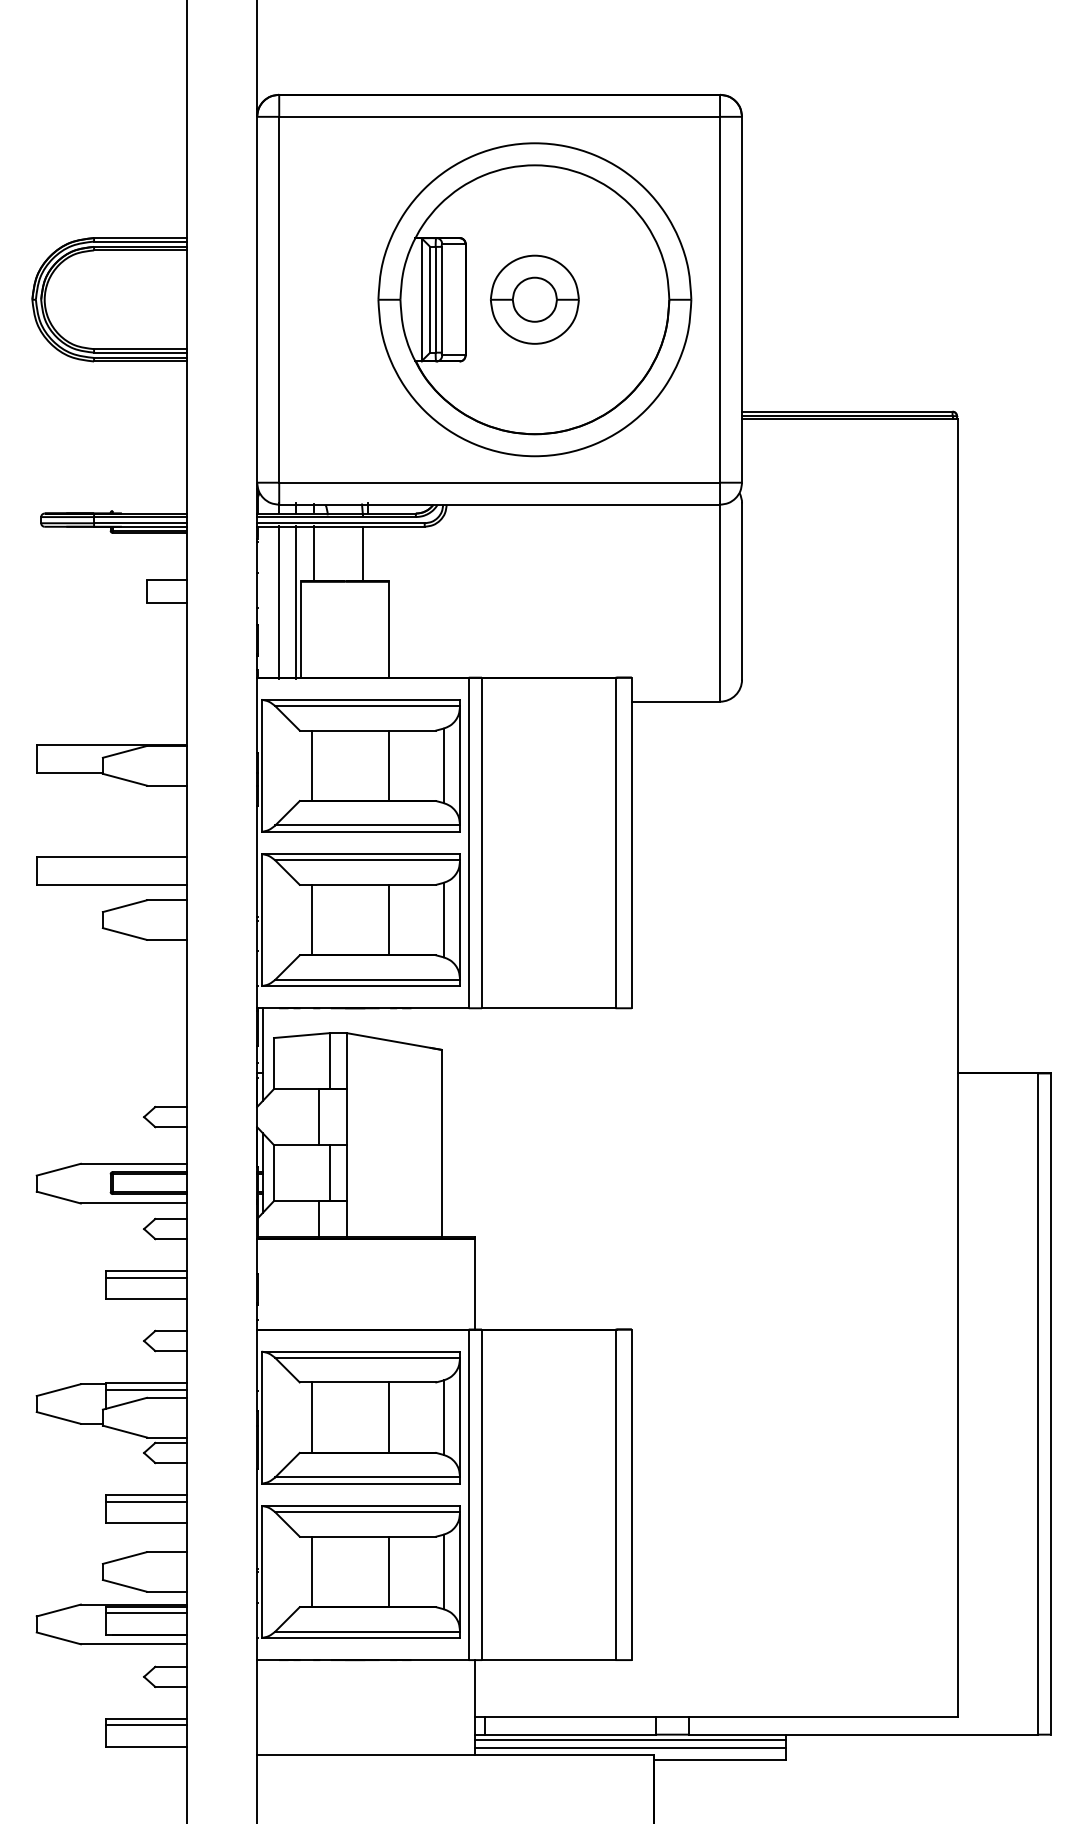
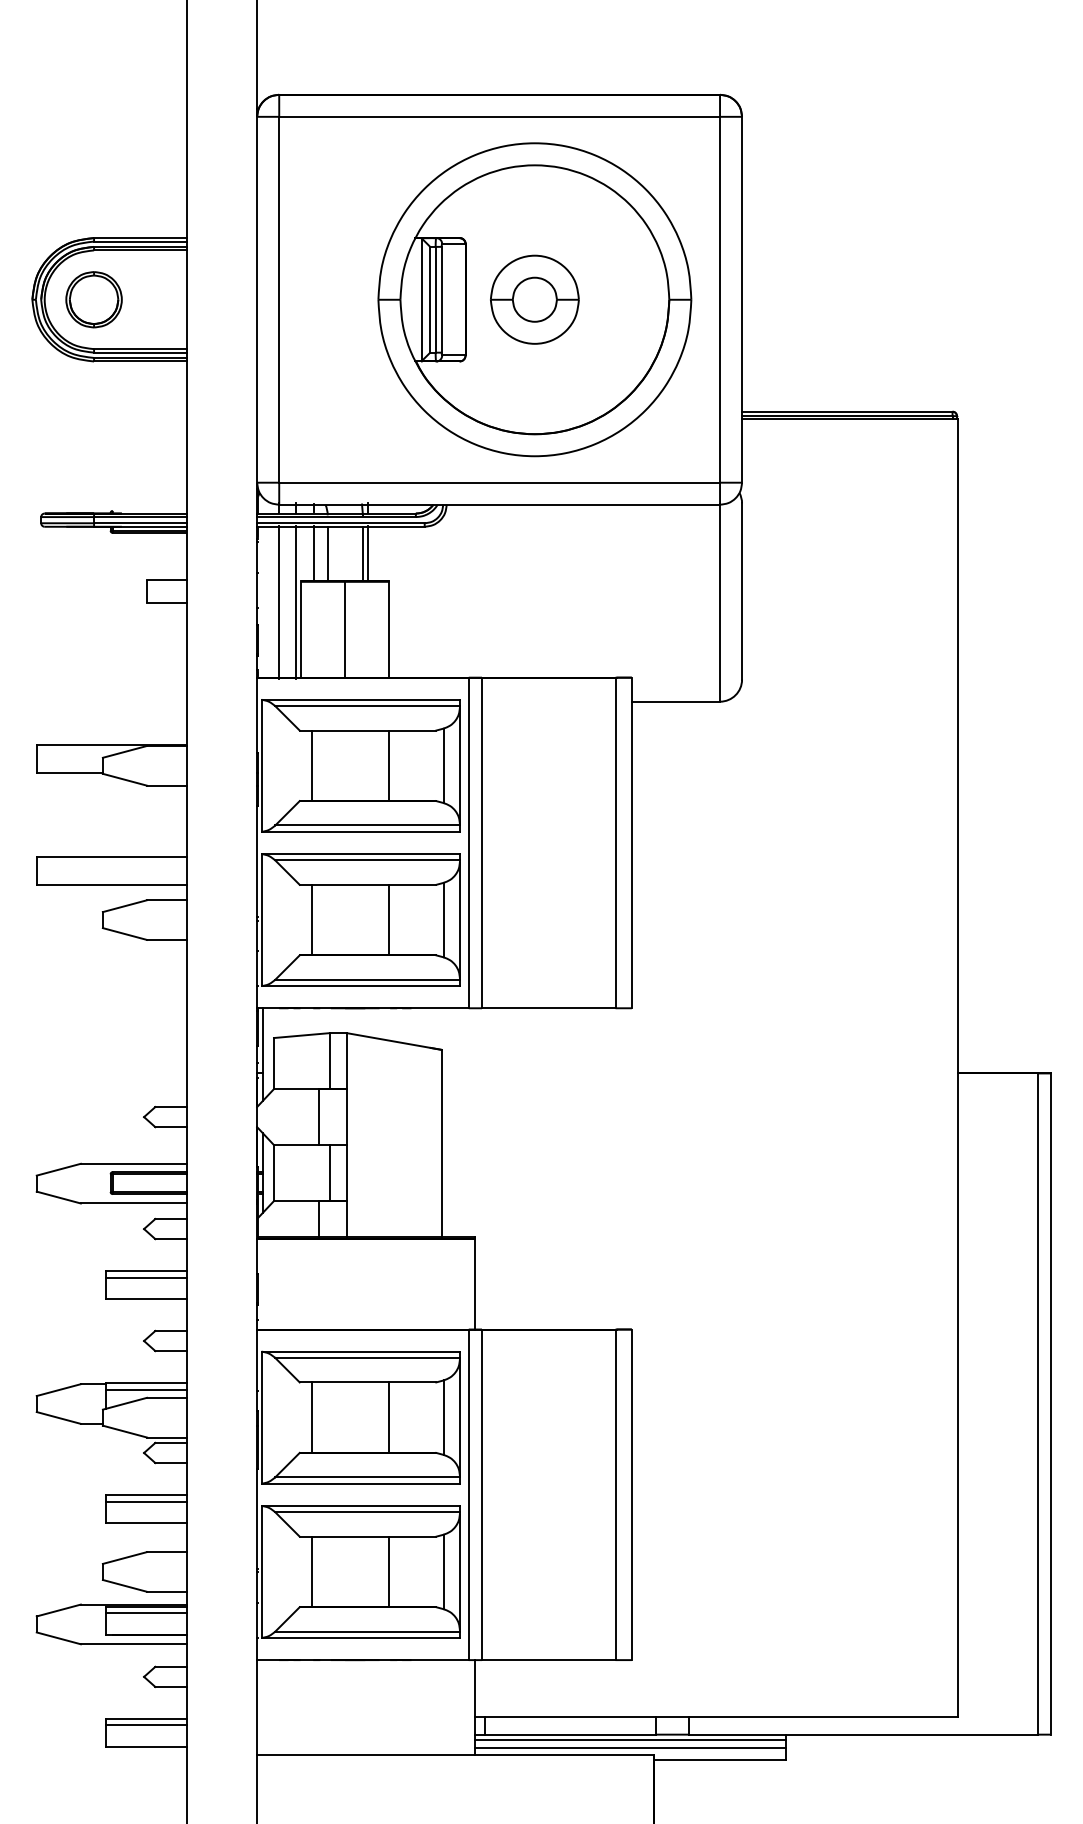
part: none -> present (93, 299)
line: none -> present (327, 553)
line: none -> present (367, 553)
line: none -> present (345, 629)
